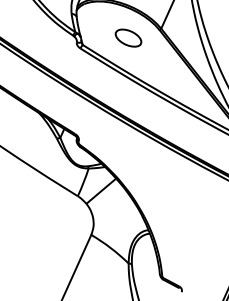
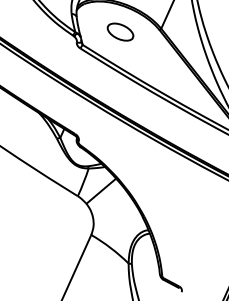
part position: (128, 37) -> (120, 31) (120, 31)
